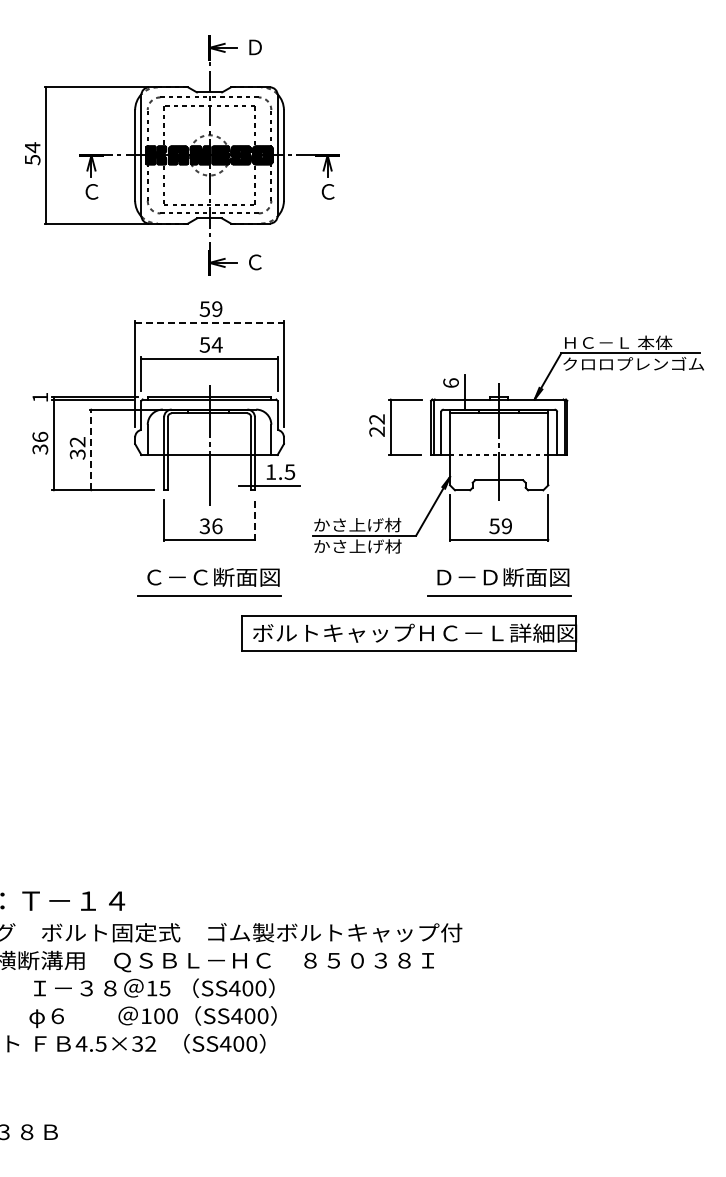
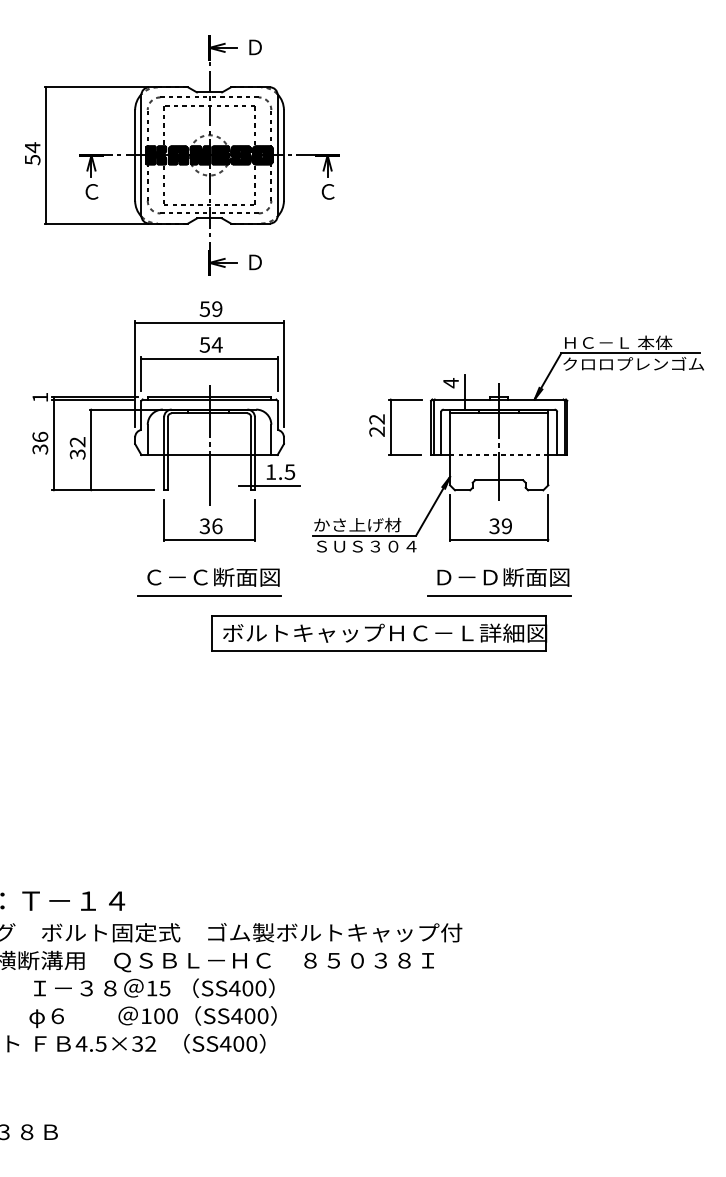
text: Ｃ -> Ｄ (255, 262)
line: dashed -> solid (210, 322)
text: 6 -> 4 (450, 383)
line: dashed -> solid (91, 449)
line: dashed -> solid (254, 520)
text: 59 -> 39 (494, 525)
text: かさ上げ材 -> ＳＵＳ３０４ (365, 546)
part position: (409, 633) -> (379, 633) (379, 633)
